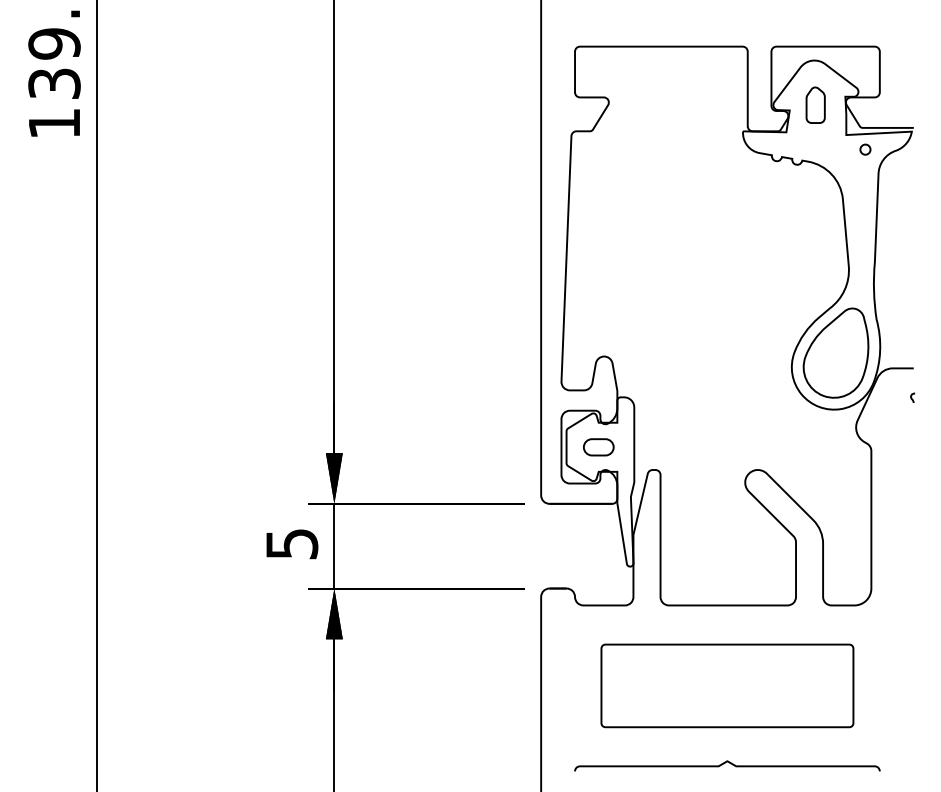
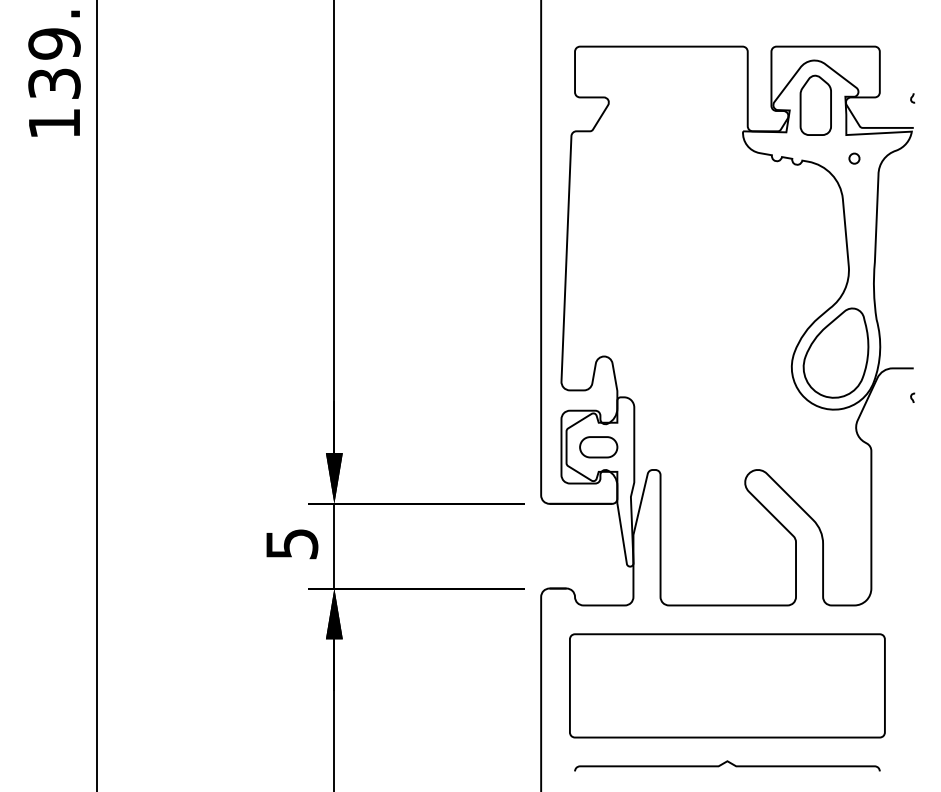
curve: none -> present (912, 98)
part size: 21x38 px -> 33x62 px (815, 104)
circle position: (865, 149) -> (854, 158) (854, 158)
part size: 32x19 px -> 40x23 px (598, 447)
part size: 255x86 px -> 317x106 px (727, 685)
